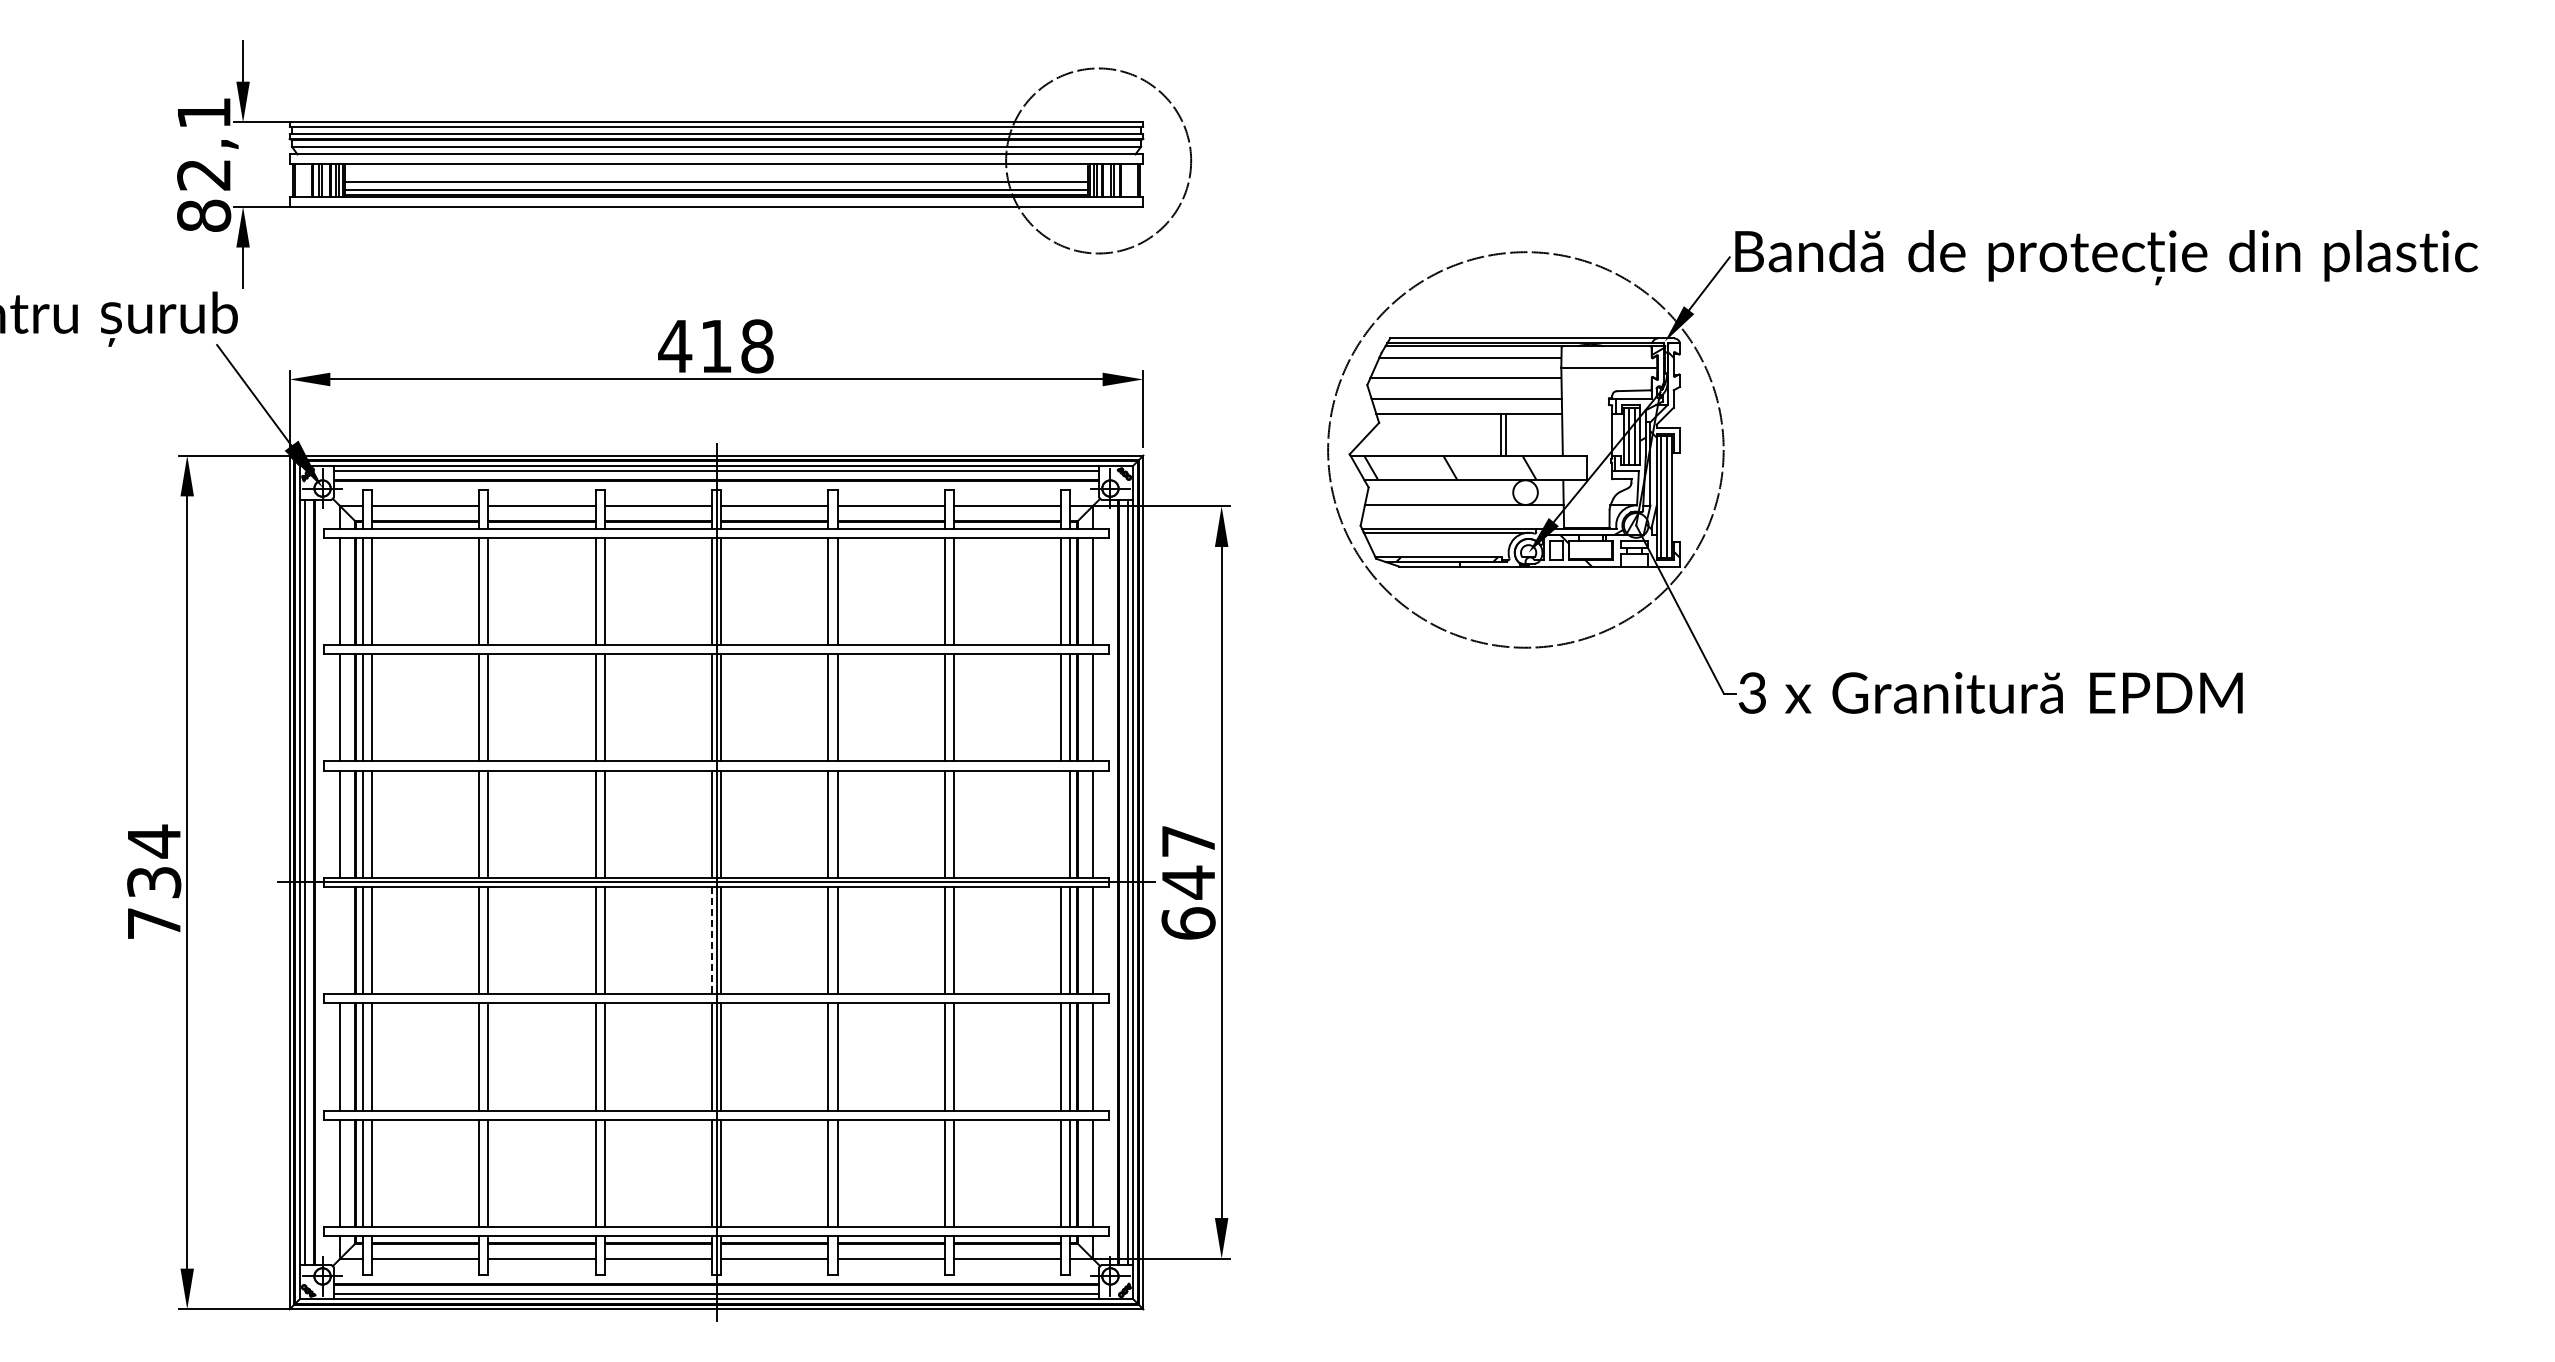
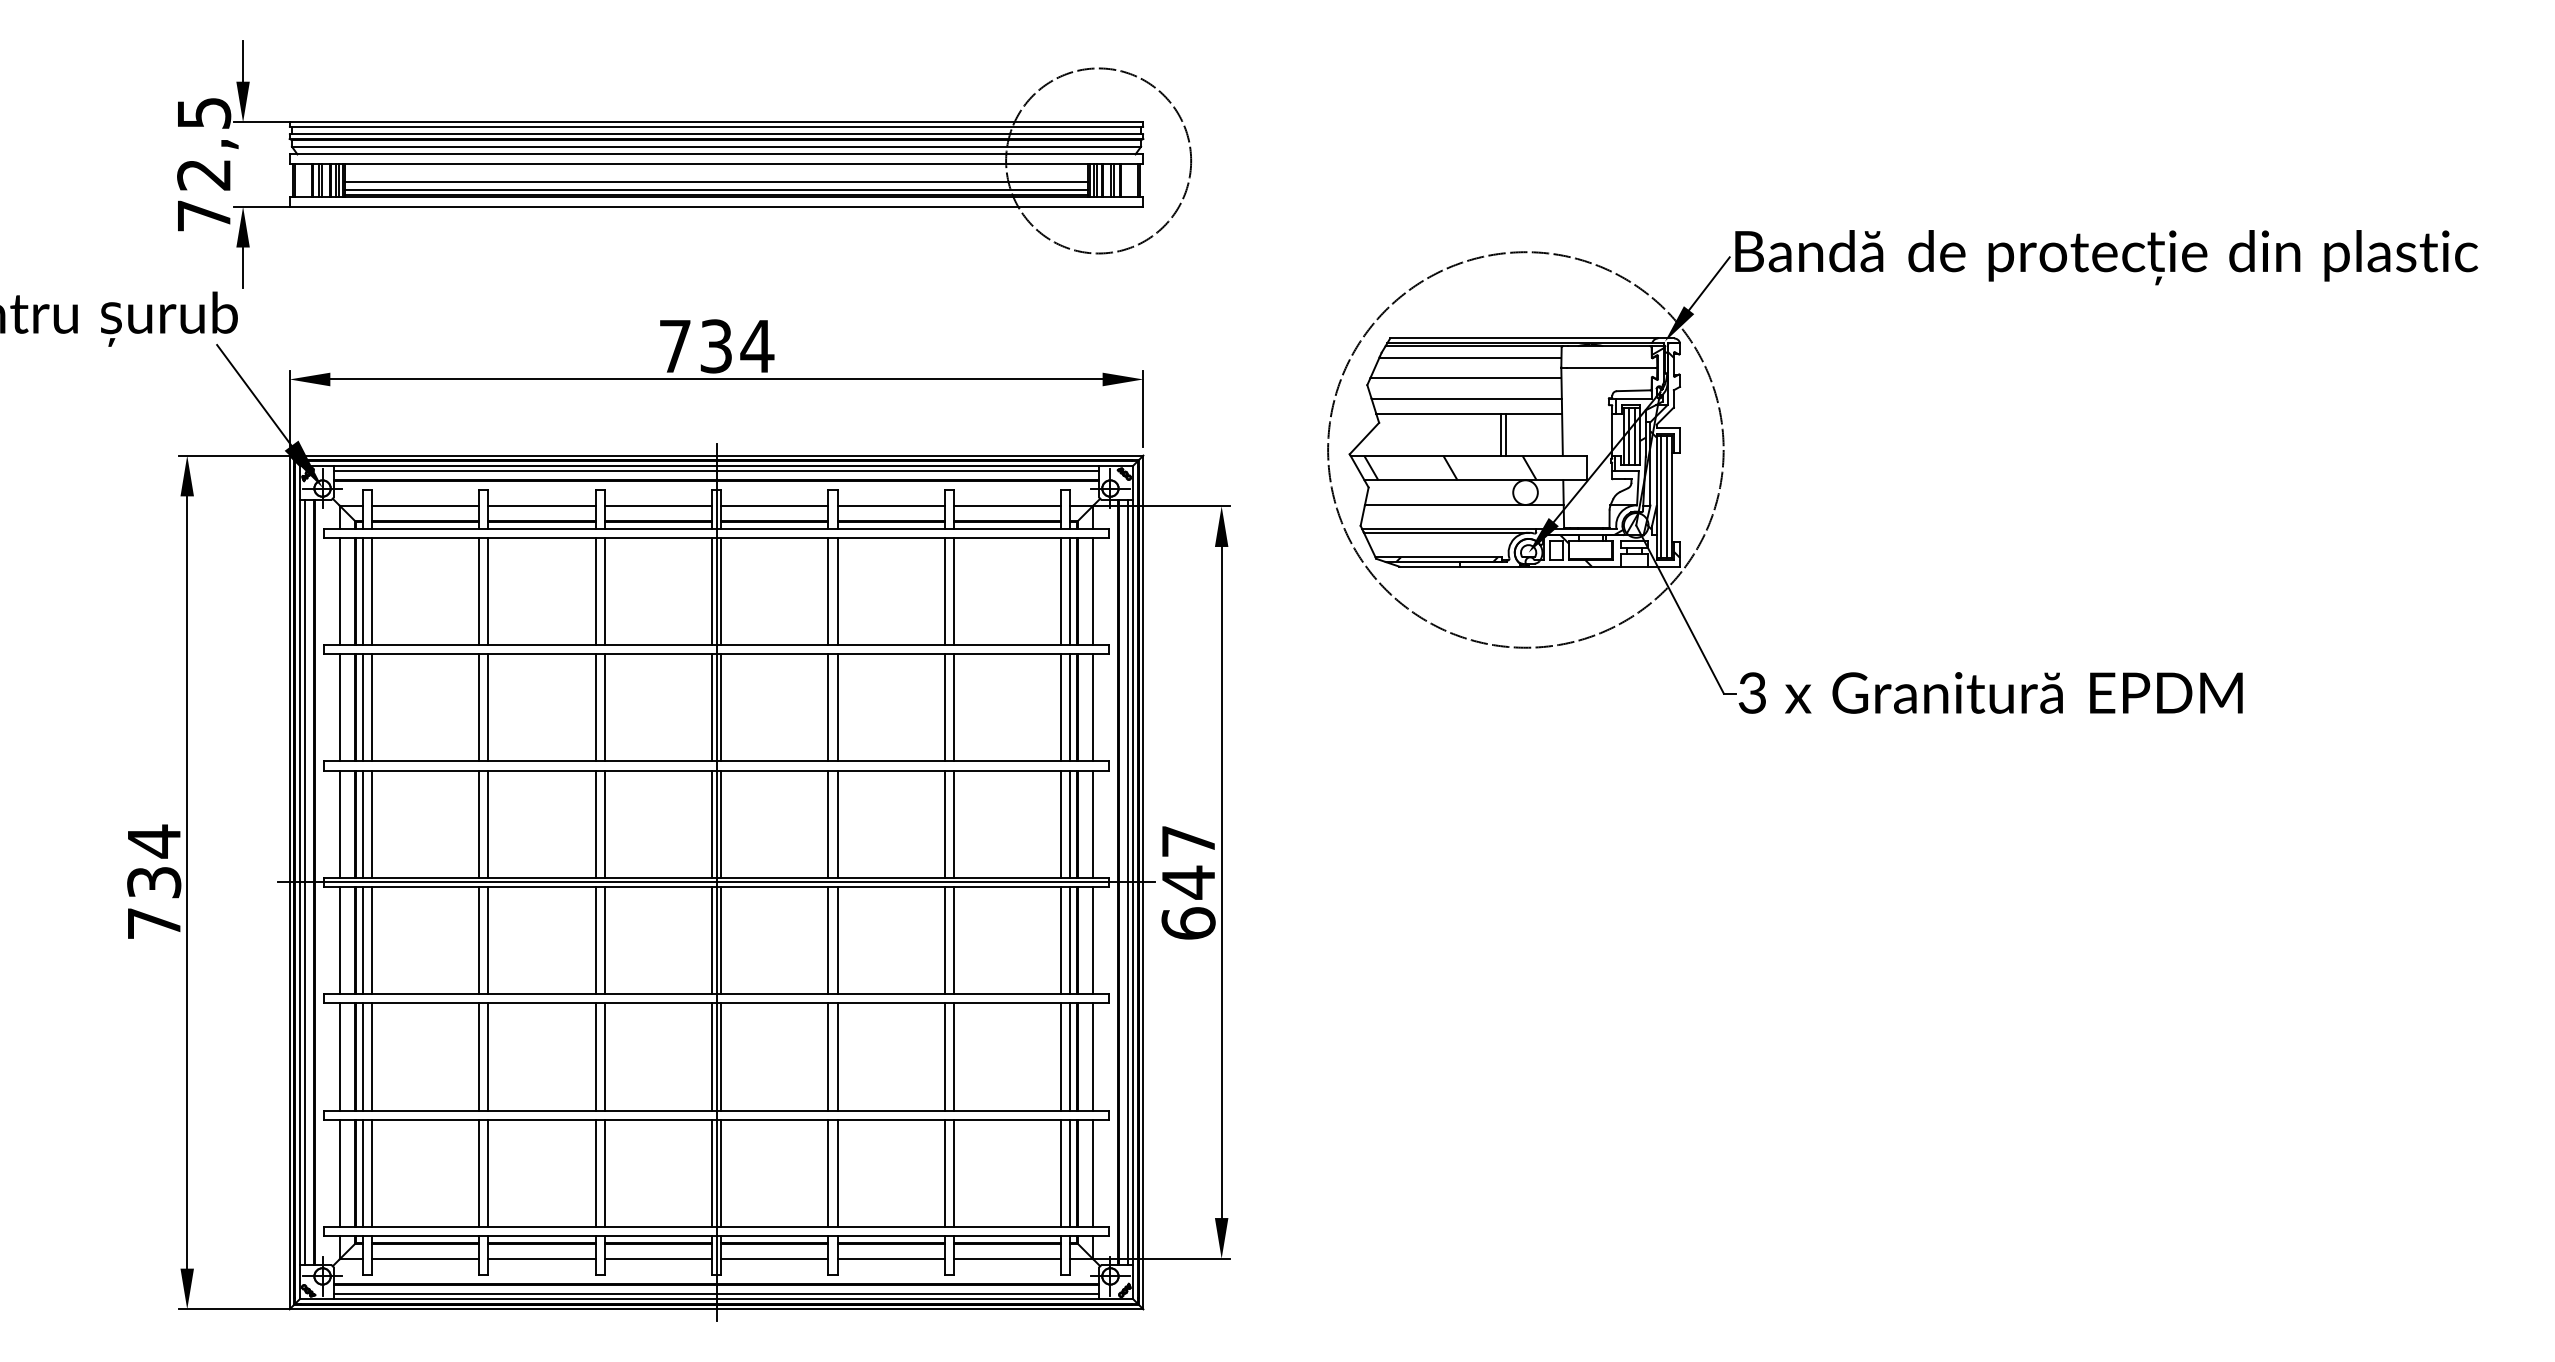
text: 82,1 -> 72,5 (204, 164)
text: 418 -> 734 (716, 346)
line: none -> present (1060, 823)
line: none -> present (340, 940)
line: dashed -> solid (711, 940)
